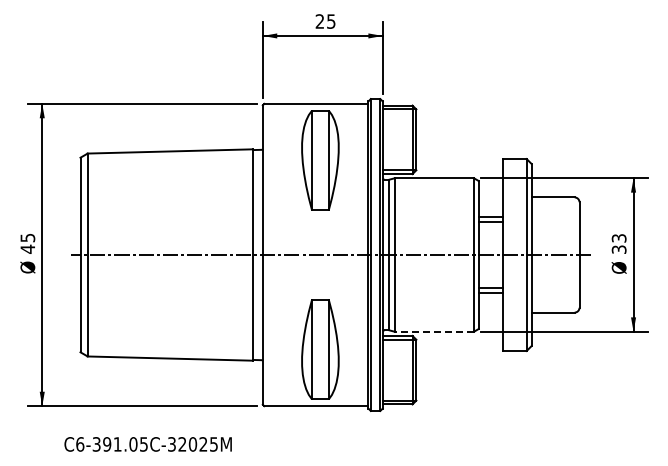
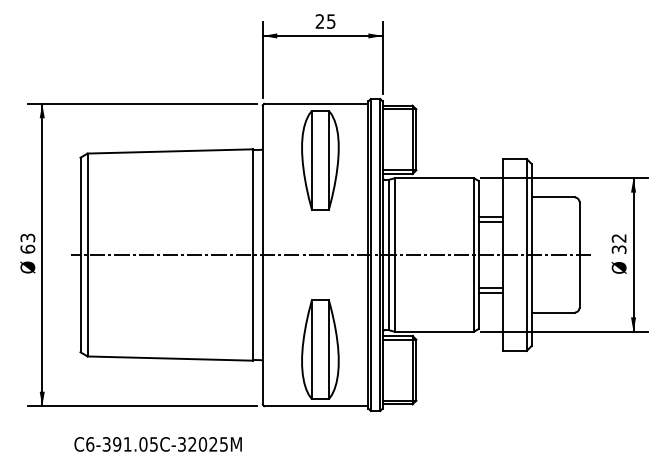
text: 33 -> 32 (619, 238)
text: 45 -> 63 (27, 243)
line: dashed -> solid (434, 331)
text position: (147, 444) -> (157, 444) (157, 444)
